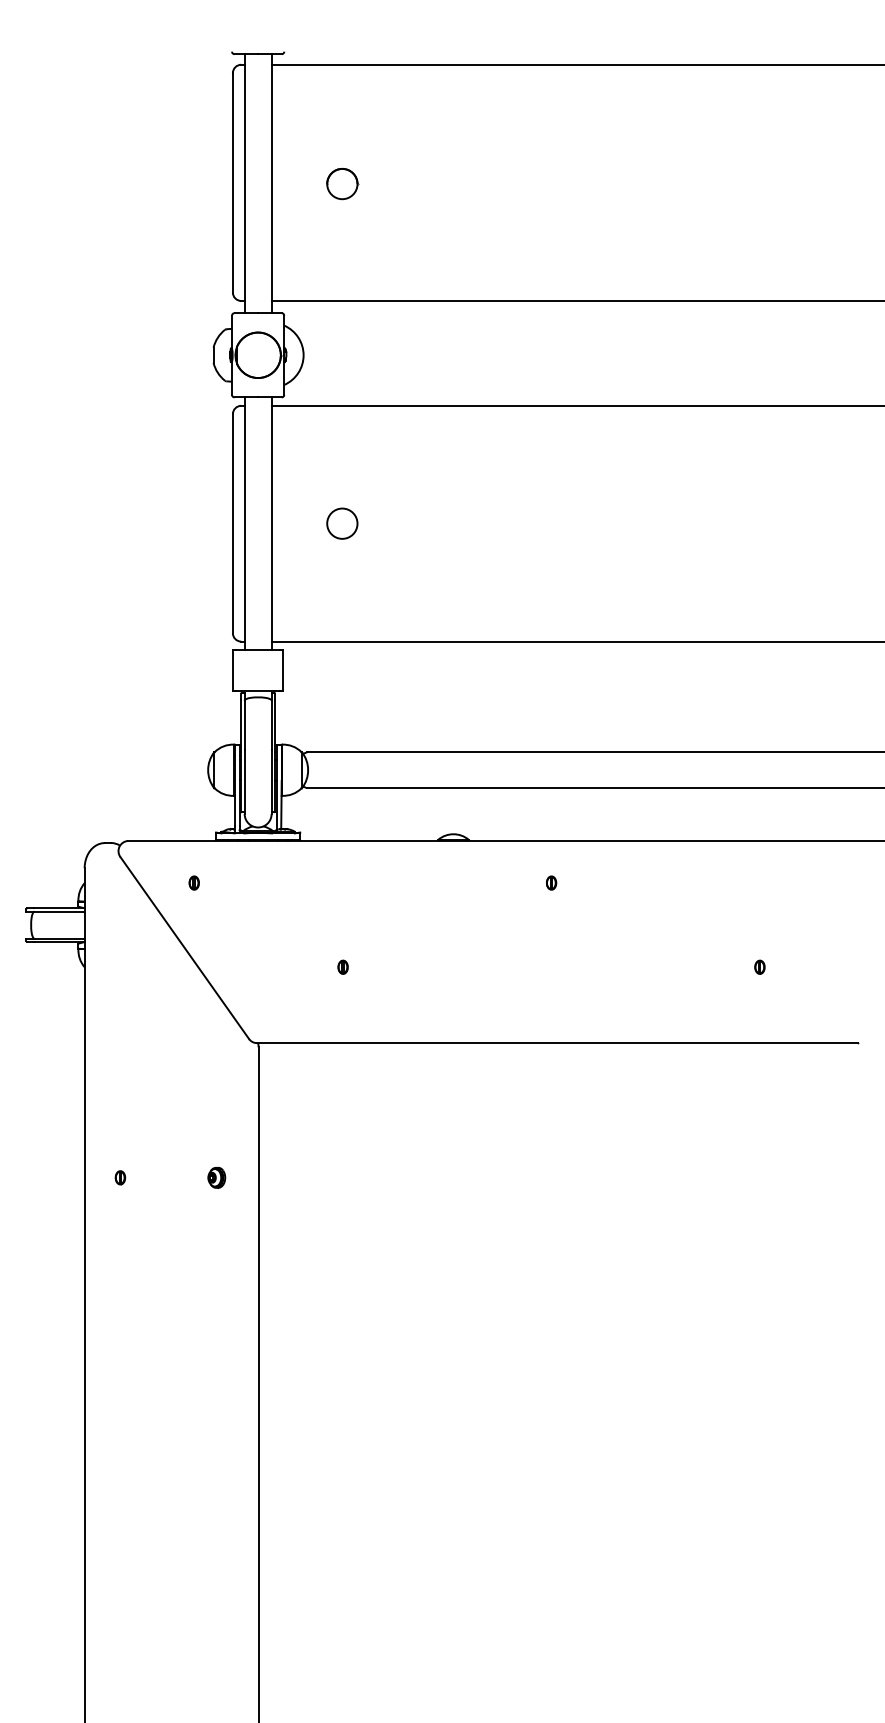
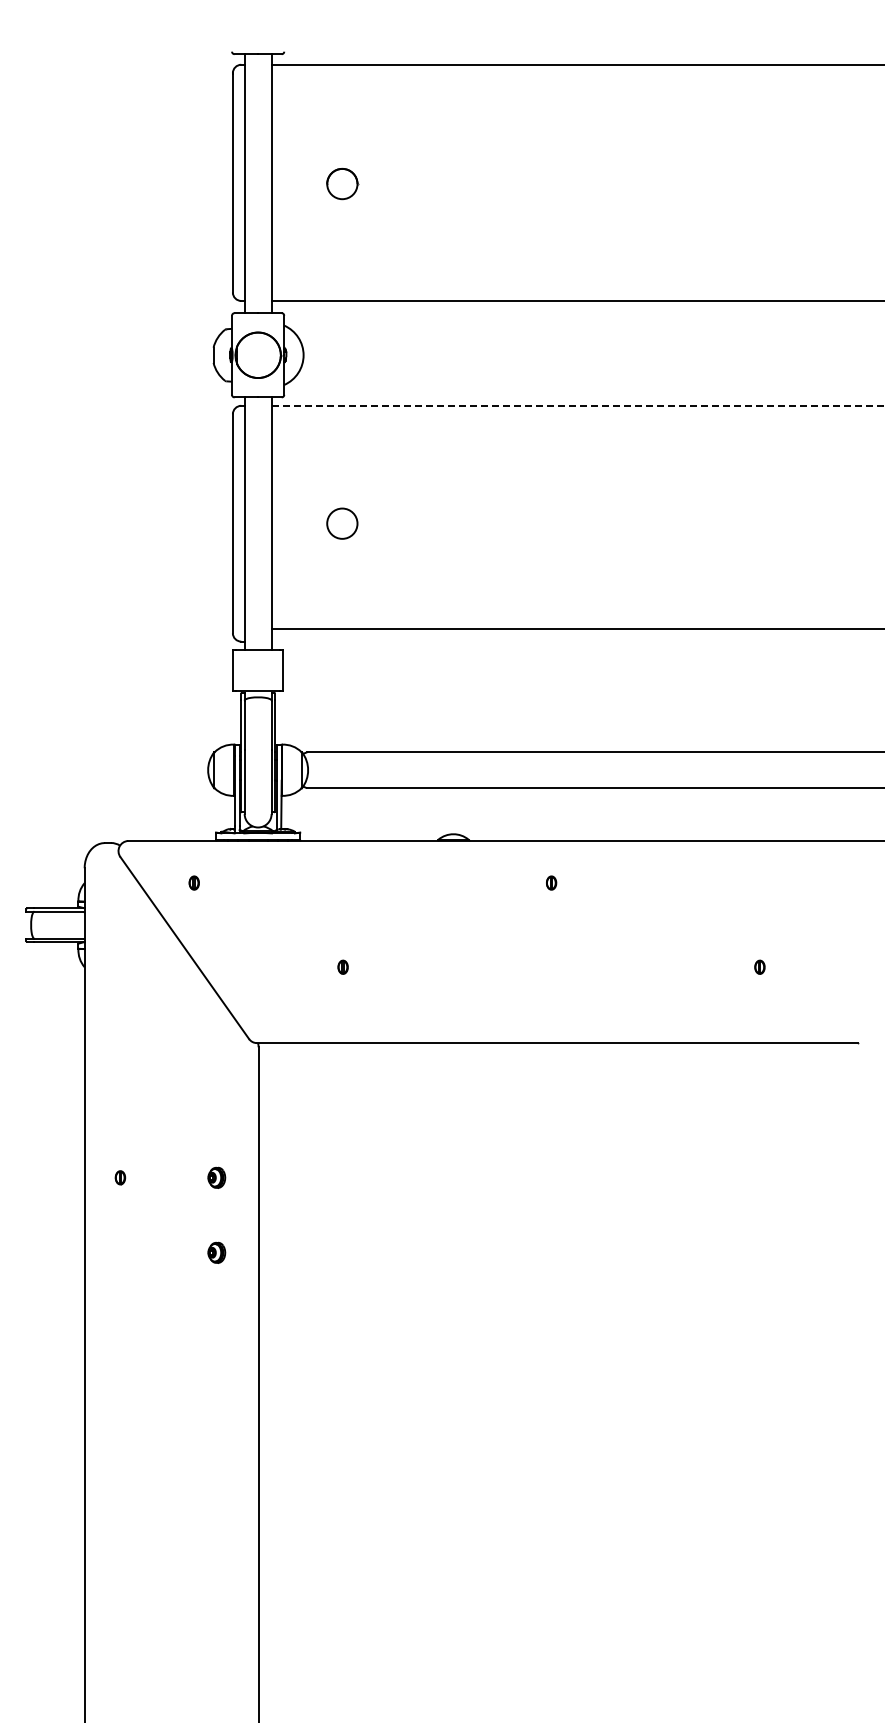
line: solid -> dashed (578, 405)
line position: (576, 641) -> (576, 628) (576, 628)
part: none -> present (216, 1252)
